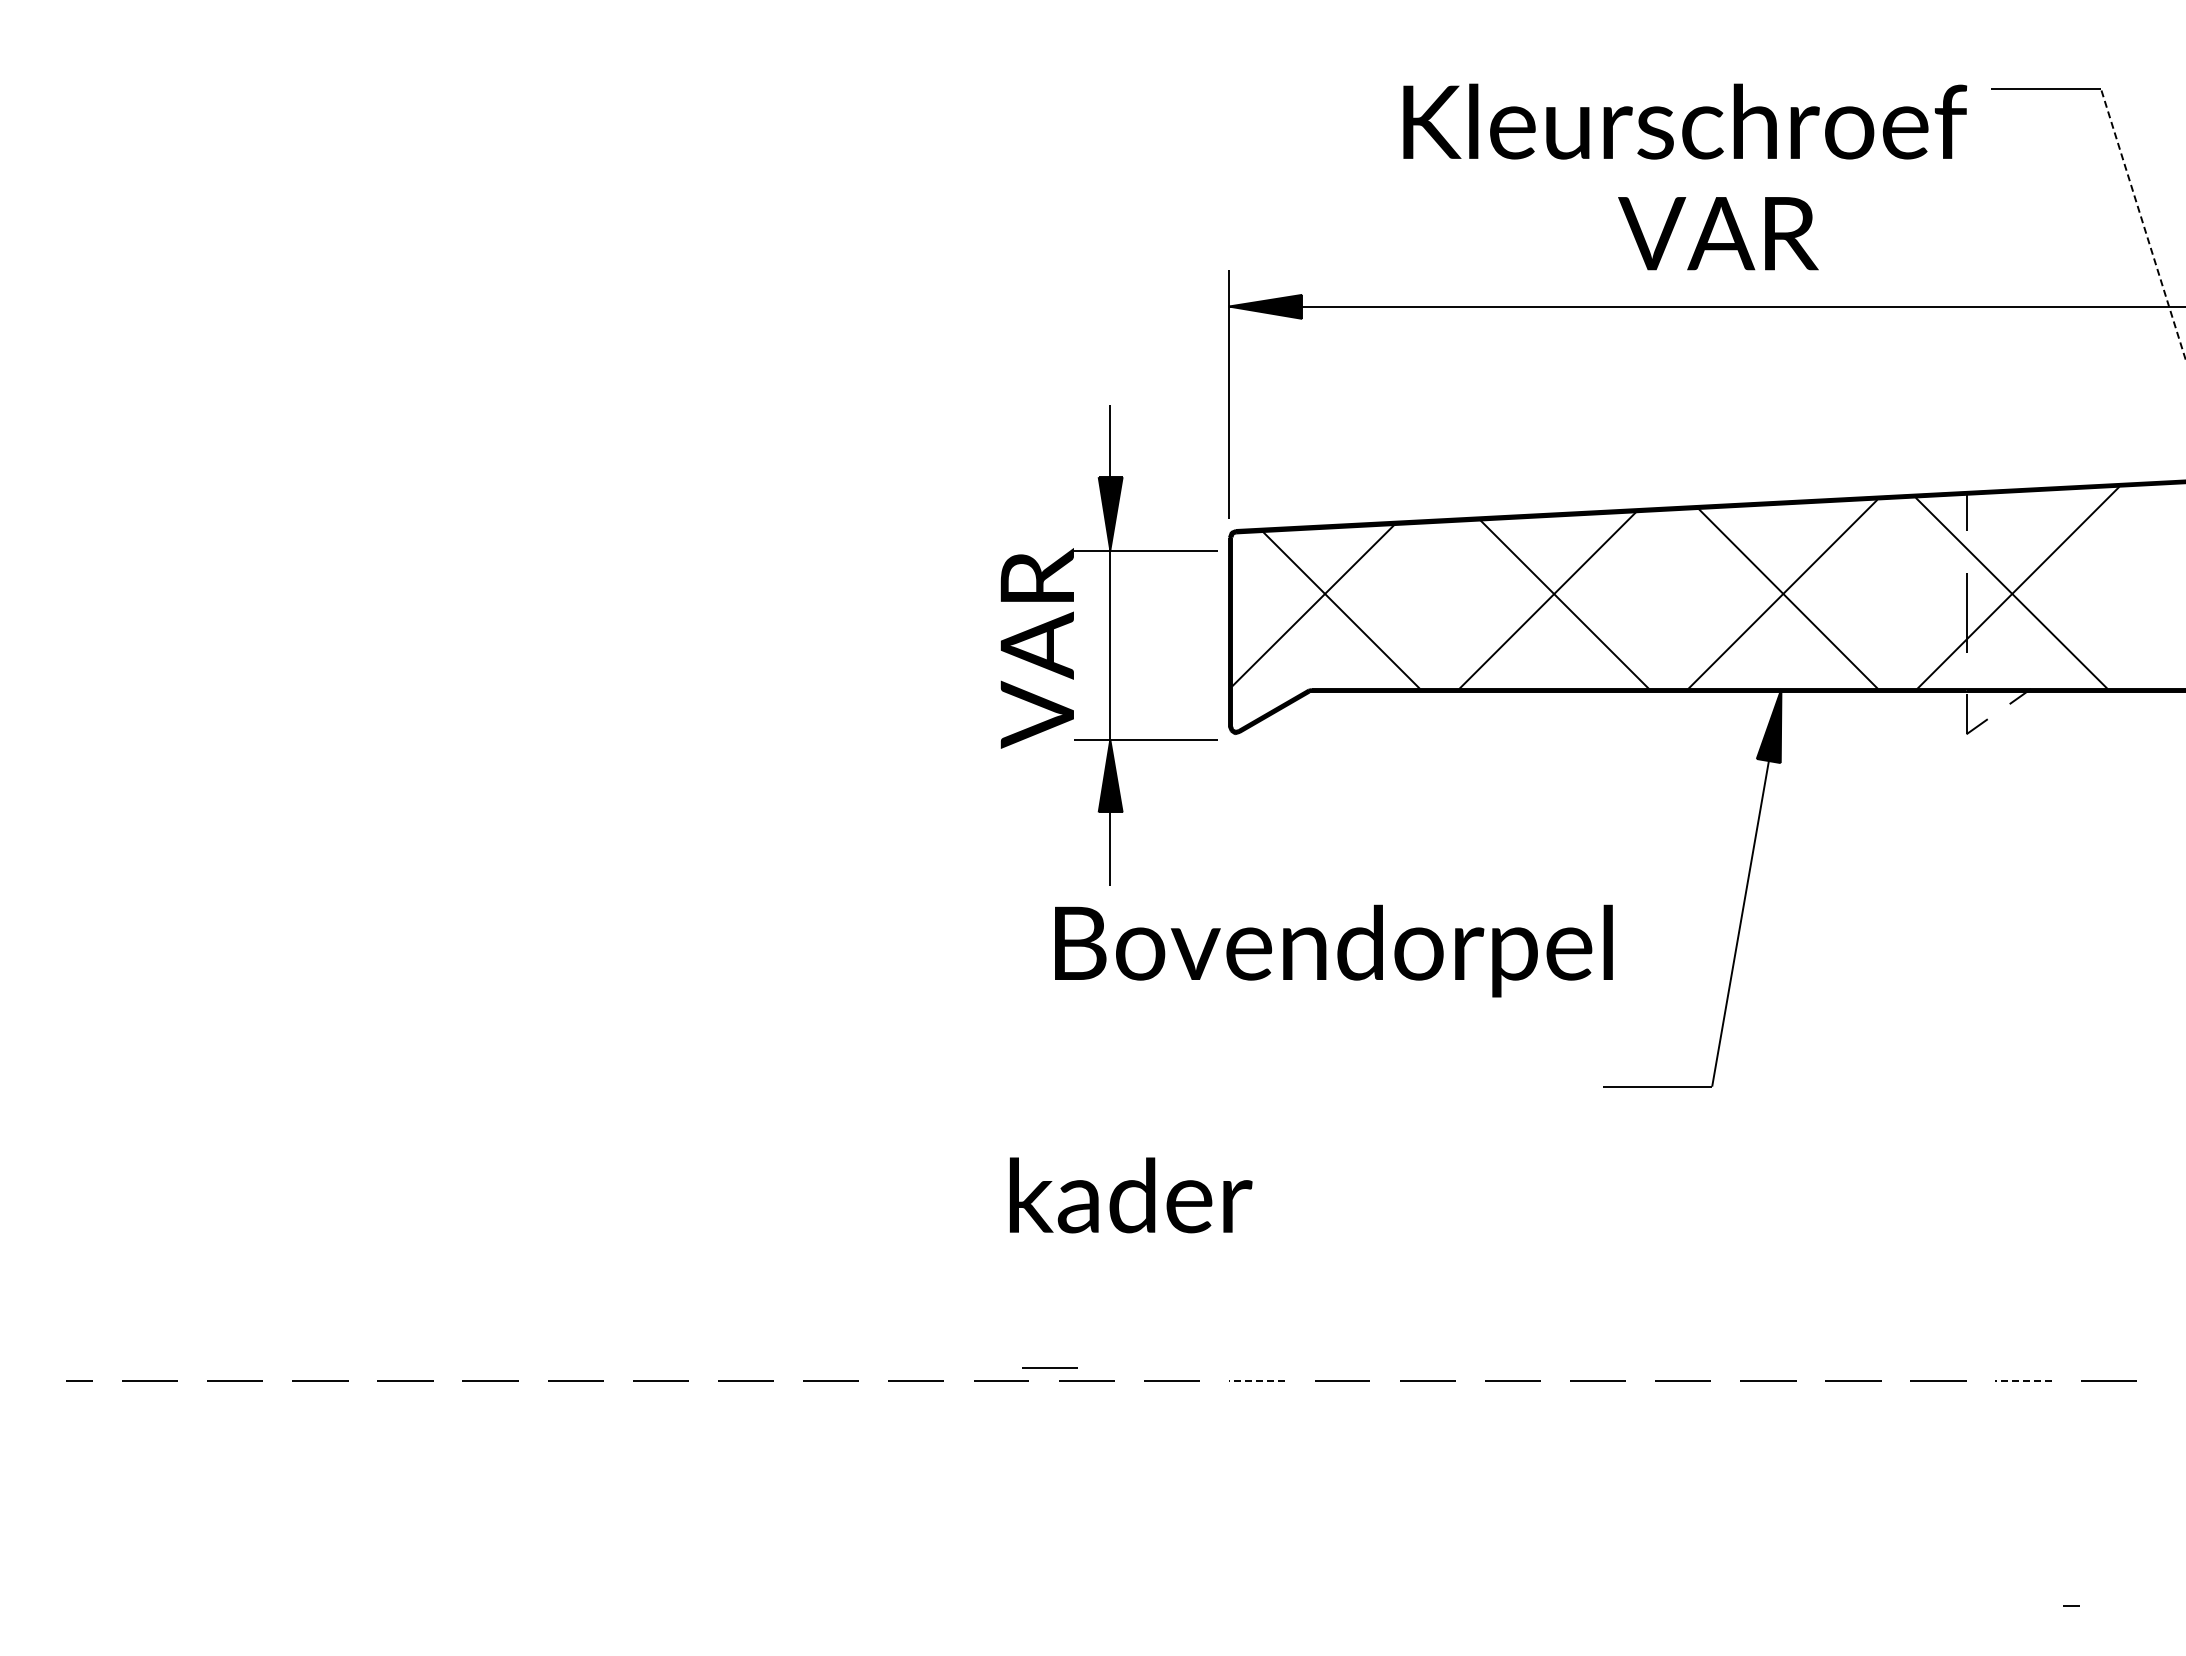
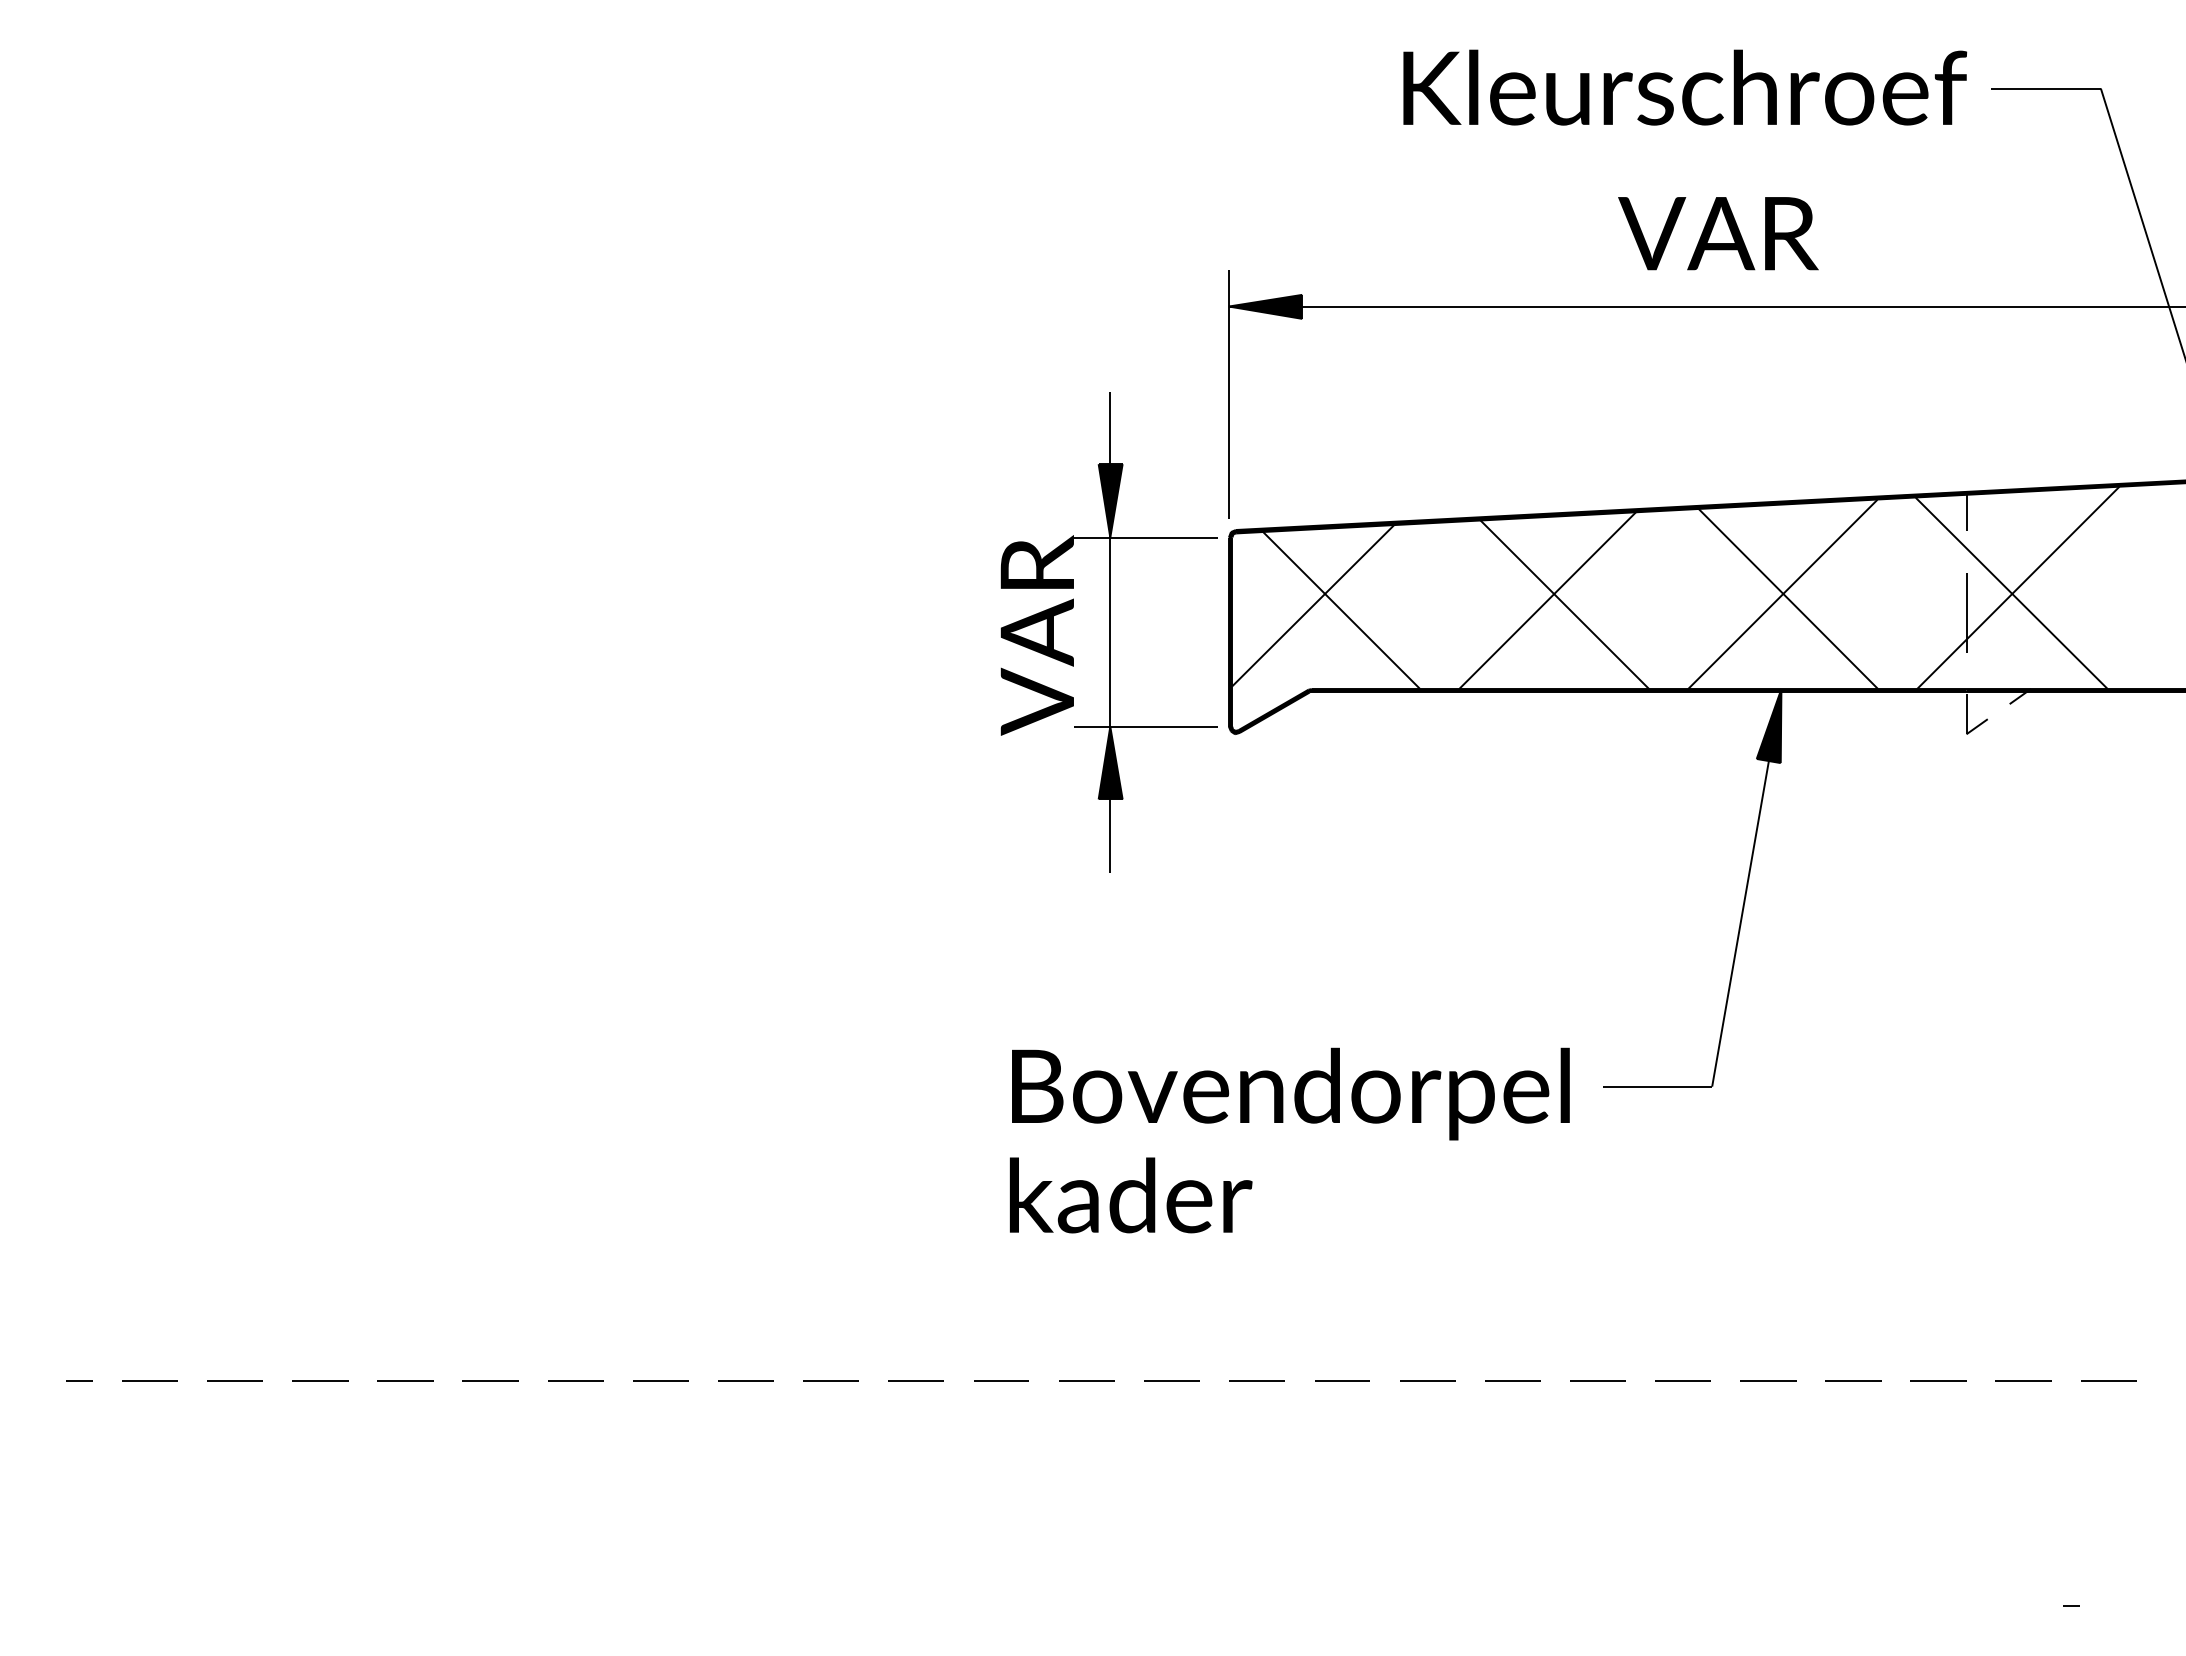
text position: (1685, 121) -> (1685, 87) (1685, 87)
line: dashed -> solid (2143, 223)
part position: (1108, 645) -> (1108, 632) (1108, 632)
text position: (1333, 950) -> (1290, 1093) (1290, 1093)
line: present -> none (1049, 1367)
line: dashed -> solid (1256, 1381)
line: dashed -> solid (2022, 1381)
